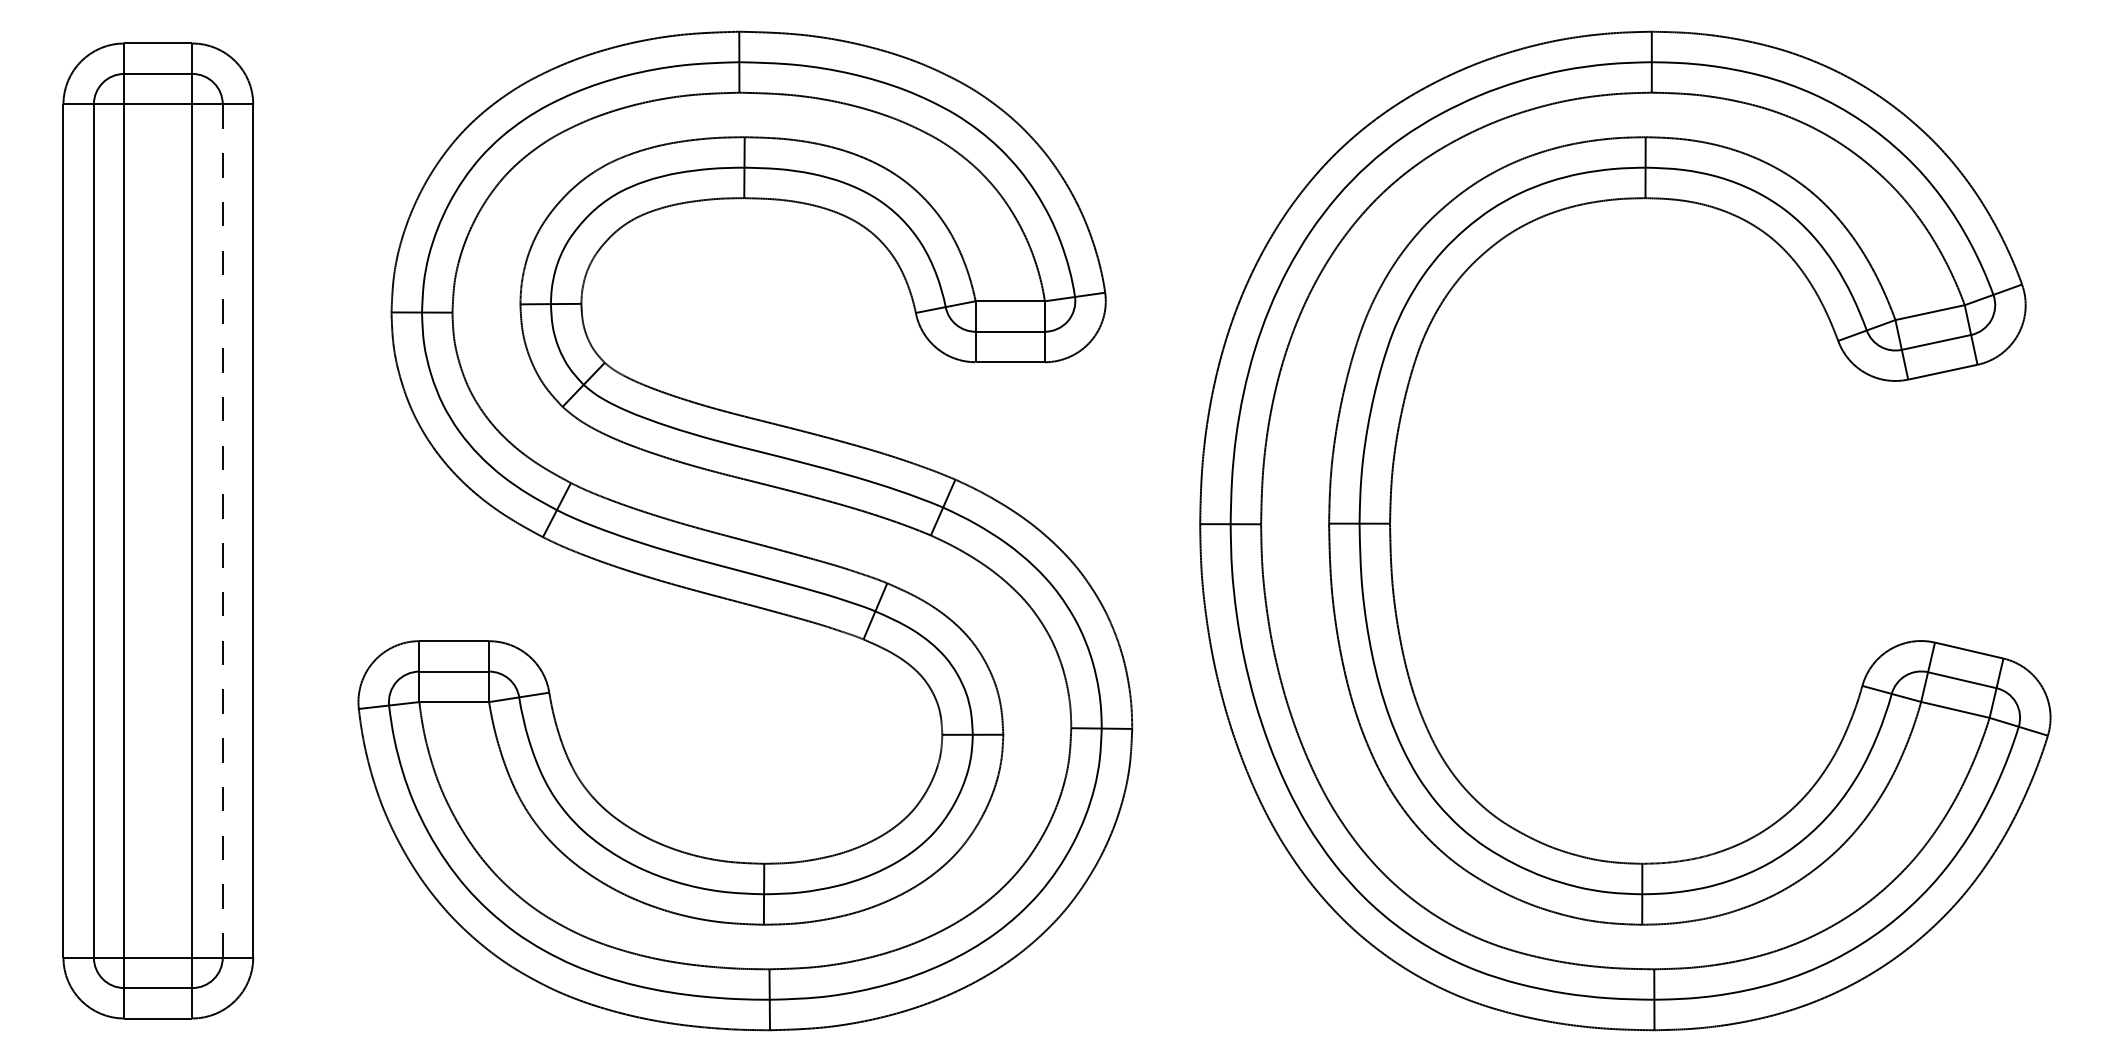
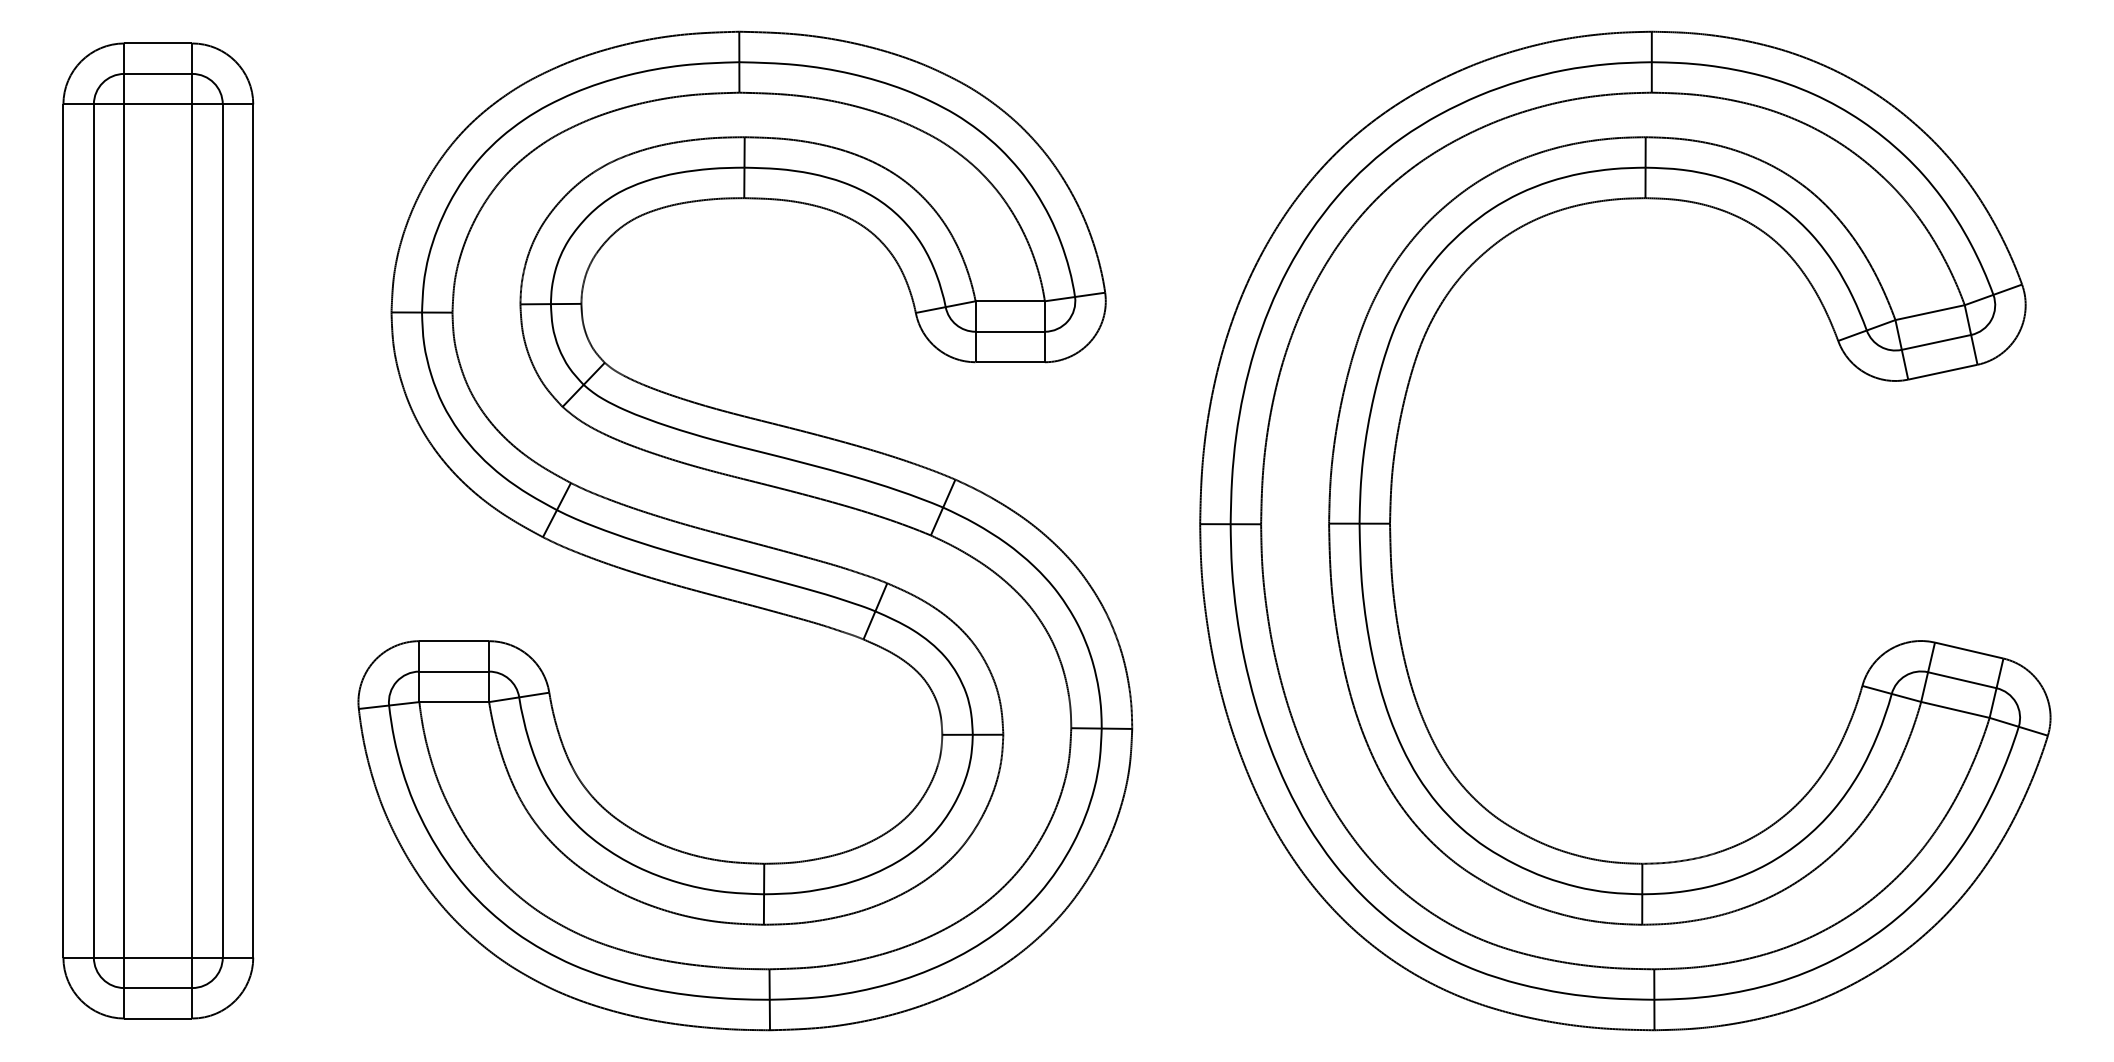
line: dashed -> solid (222, 531)
